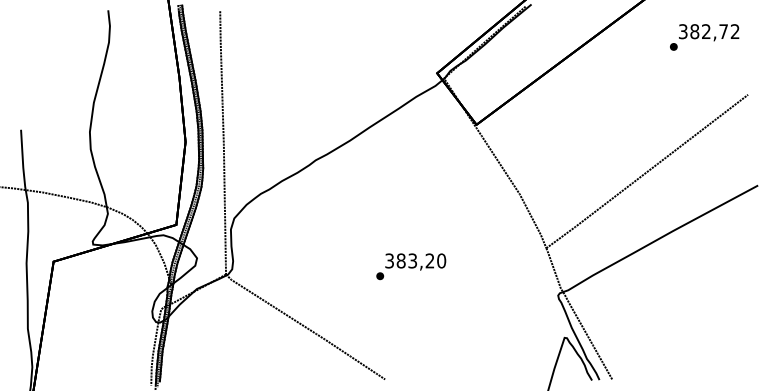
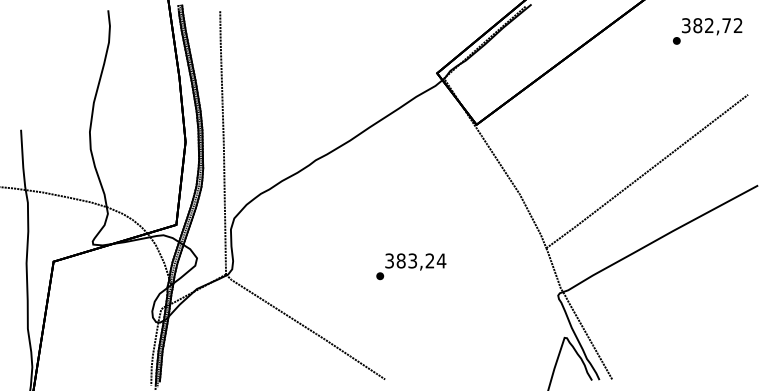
text position: (704, 37) -> (707, 31) (707, 31)
text: 383,20 -> 383,24 (441, 260)
